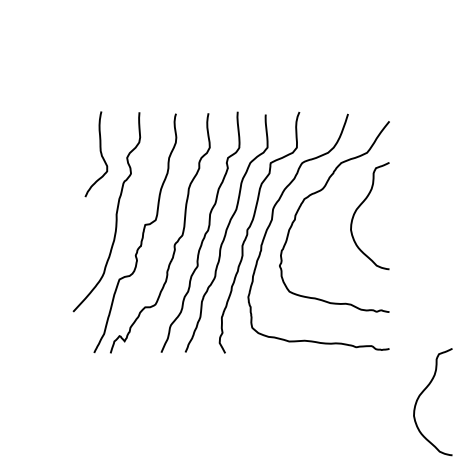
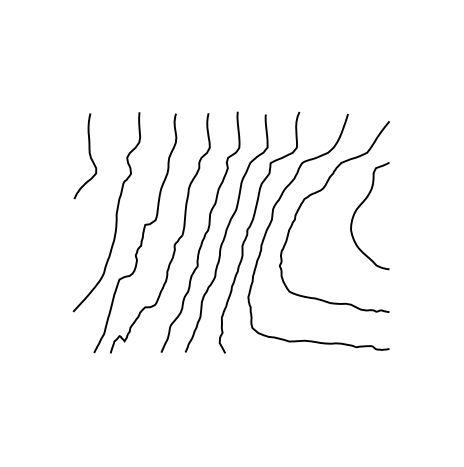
curve position: (100, 154) -> (89, 156) (89, 156)
curve: present -> none (420, 396)
